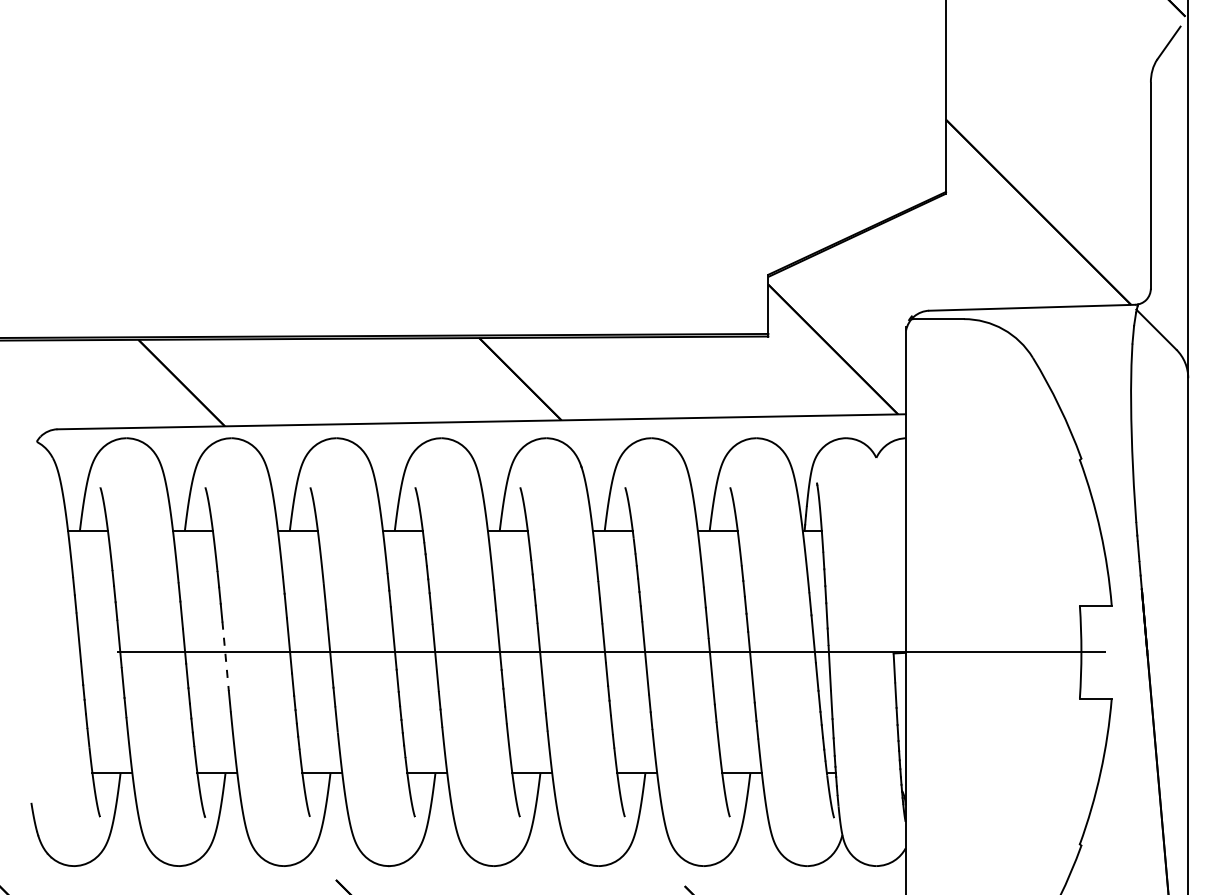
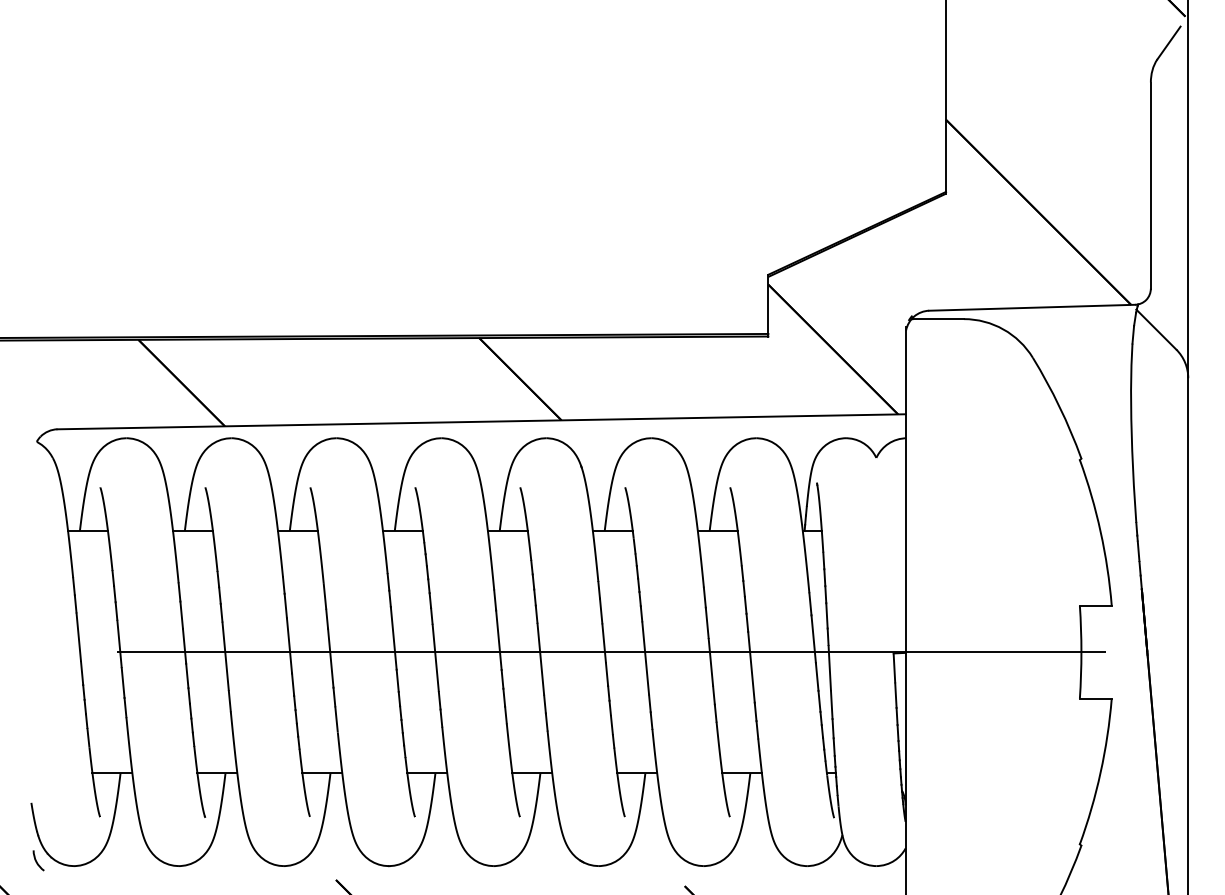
line: dashed -> solid (225, 656)
curve: none -> present (37, 861)
